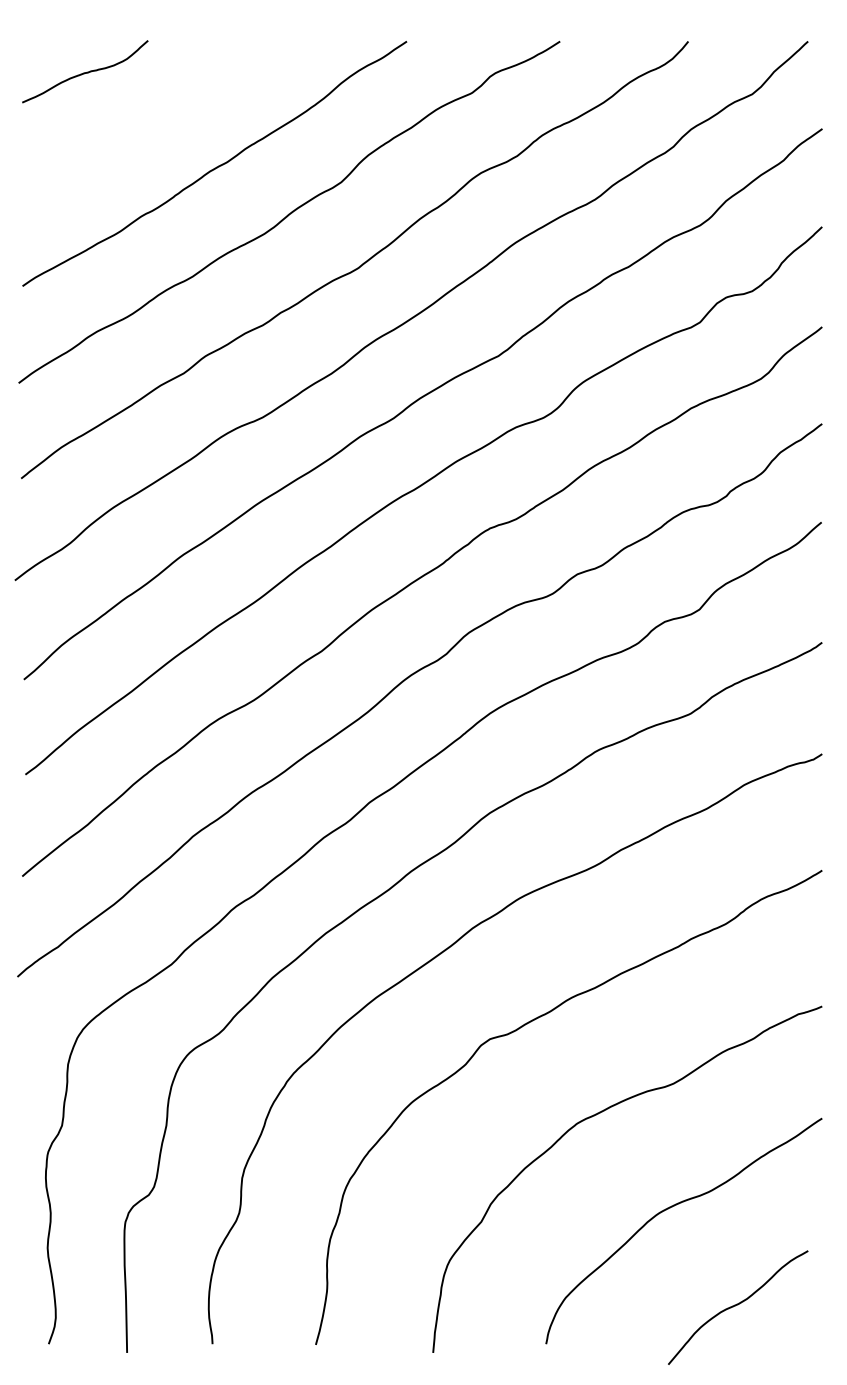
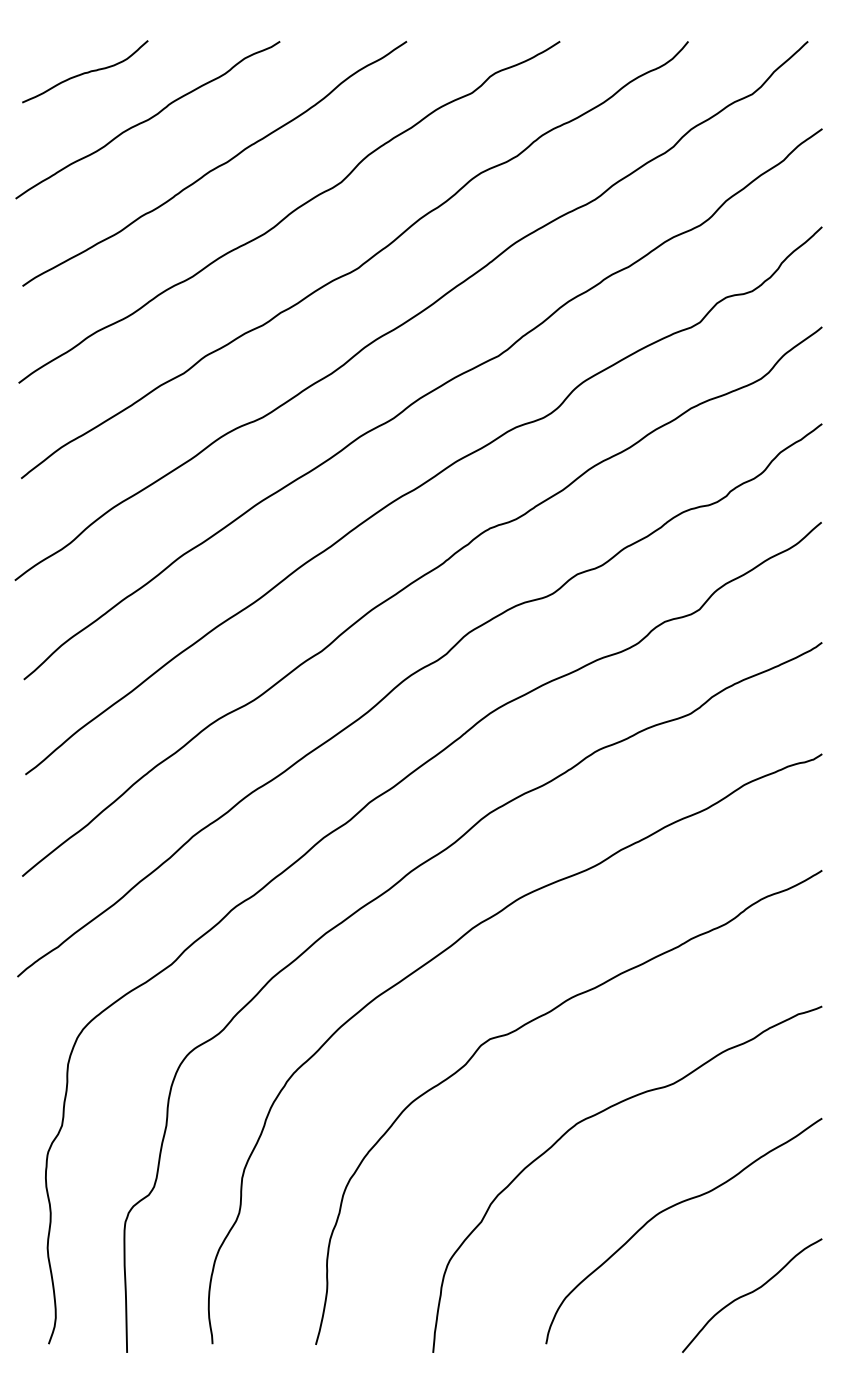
curve: none -> present (147, 120)
curve position: (737, 1305) -> (751, 1293) (751, 1293)
